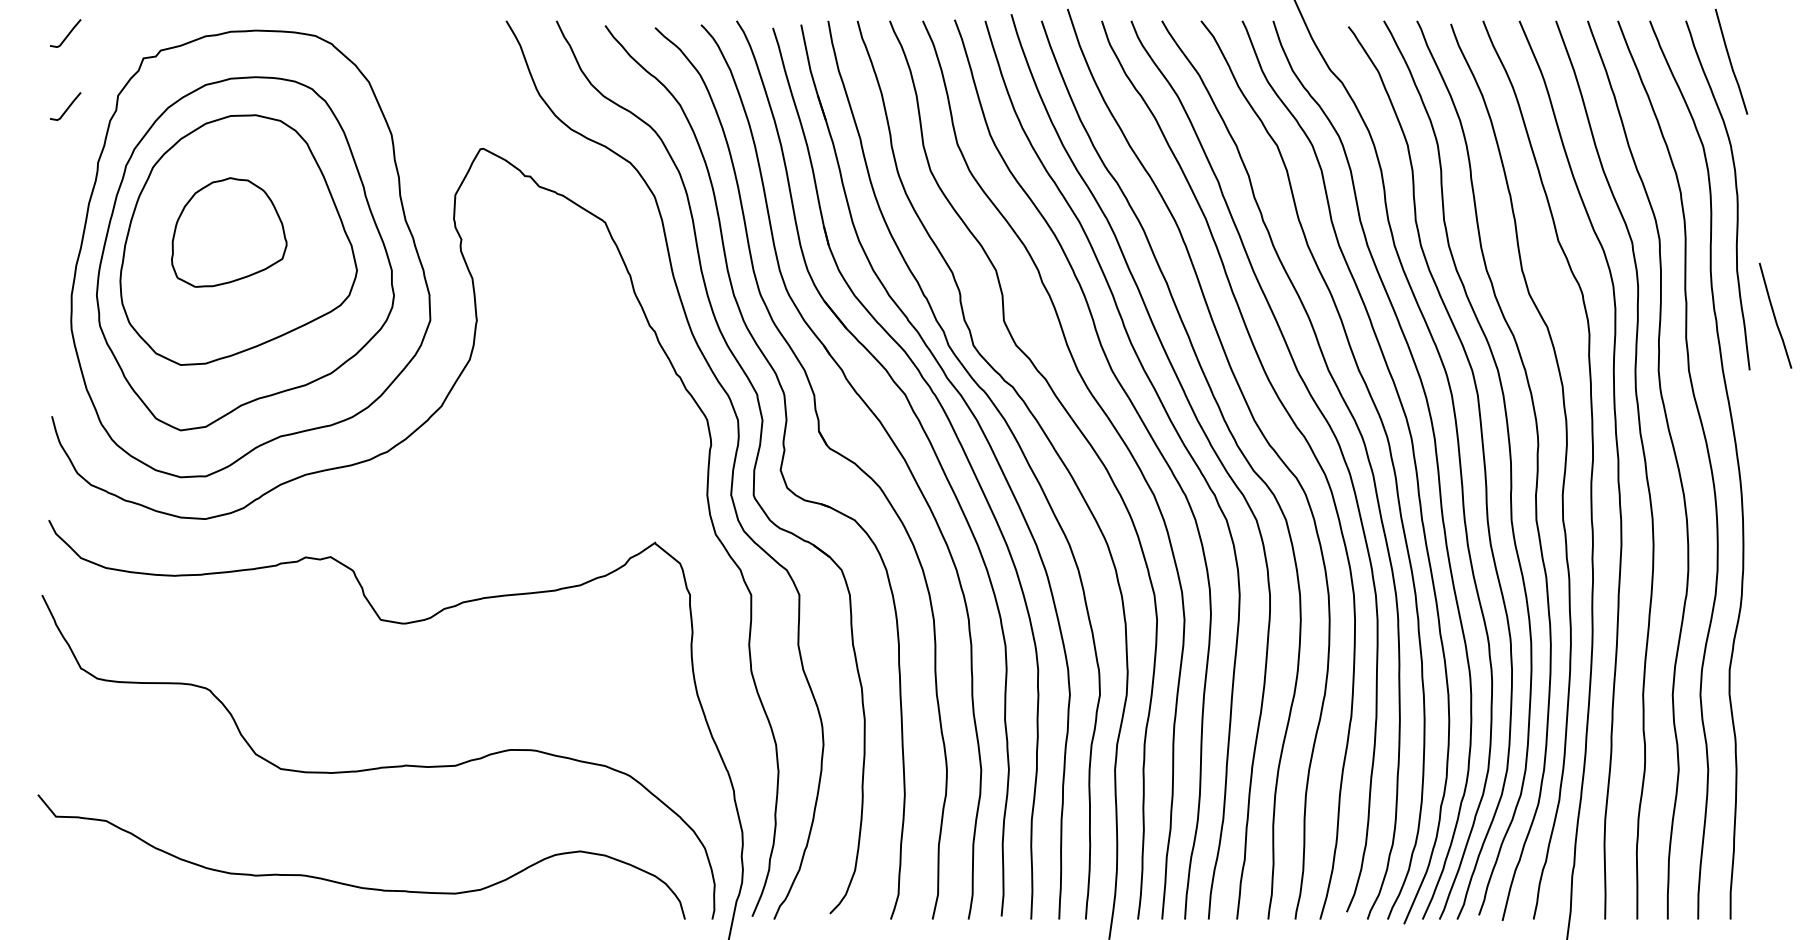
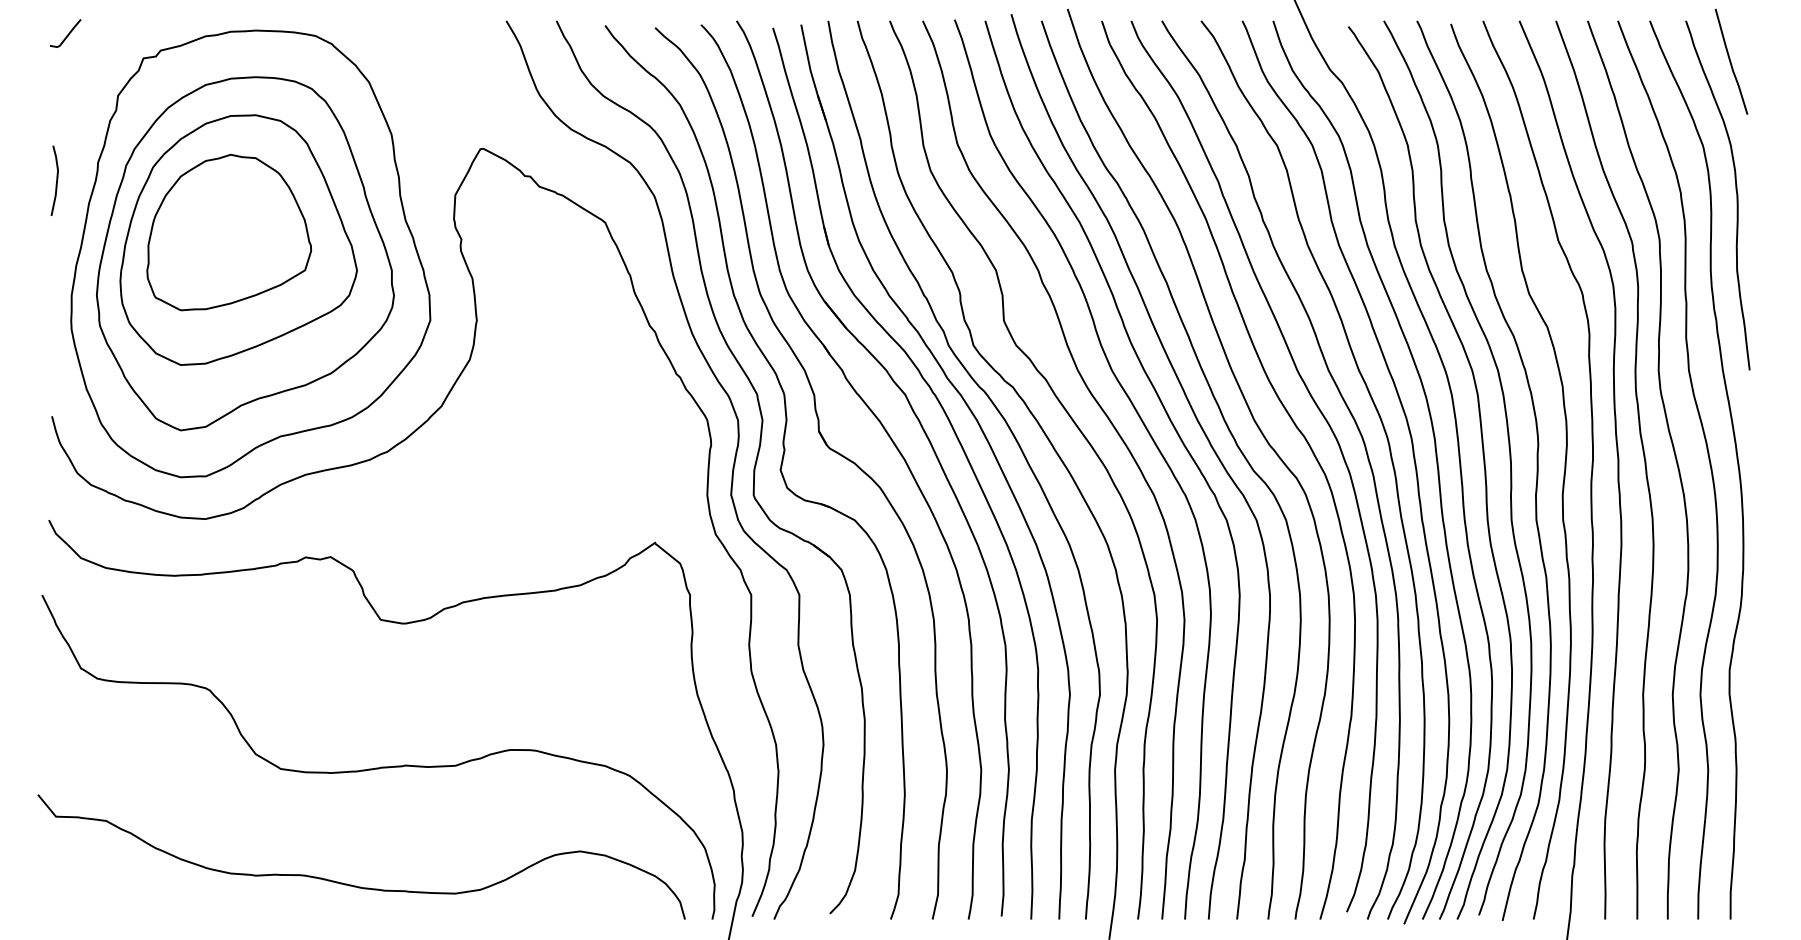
line: present -> none (67, 107)
line: none -> present (56, 180)
part size: 117x111 px -> 167x159 px (229, 232)
line: present -> none (1775, 315)
